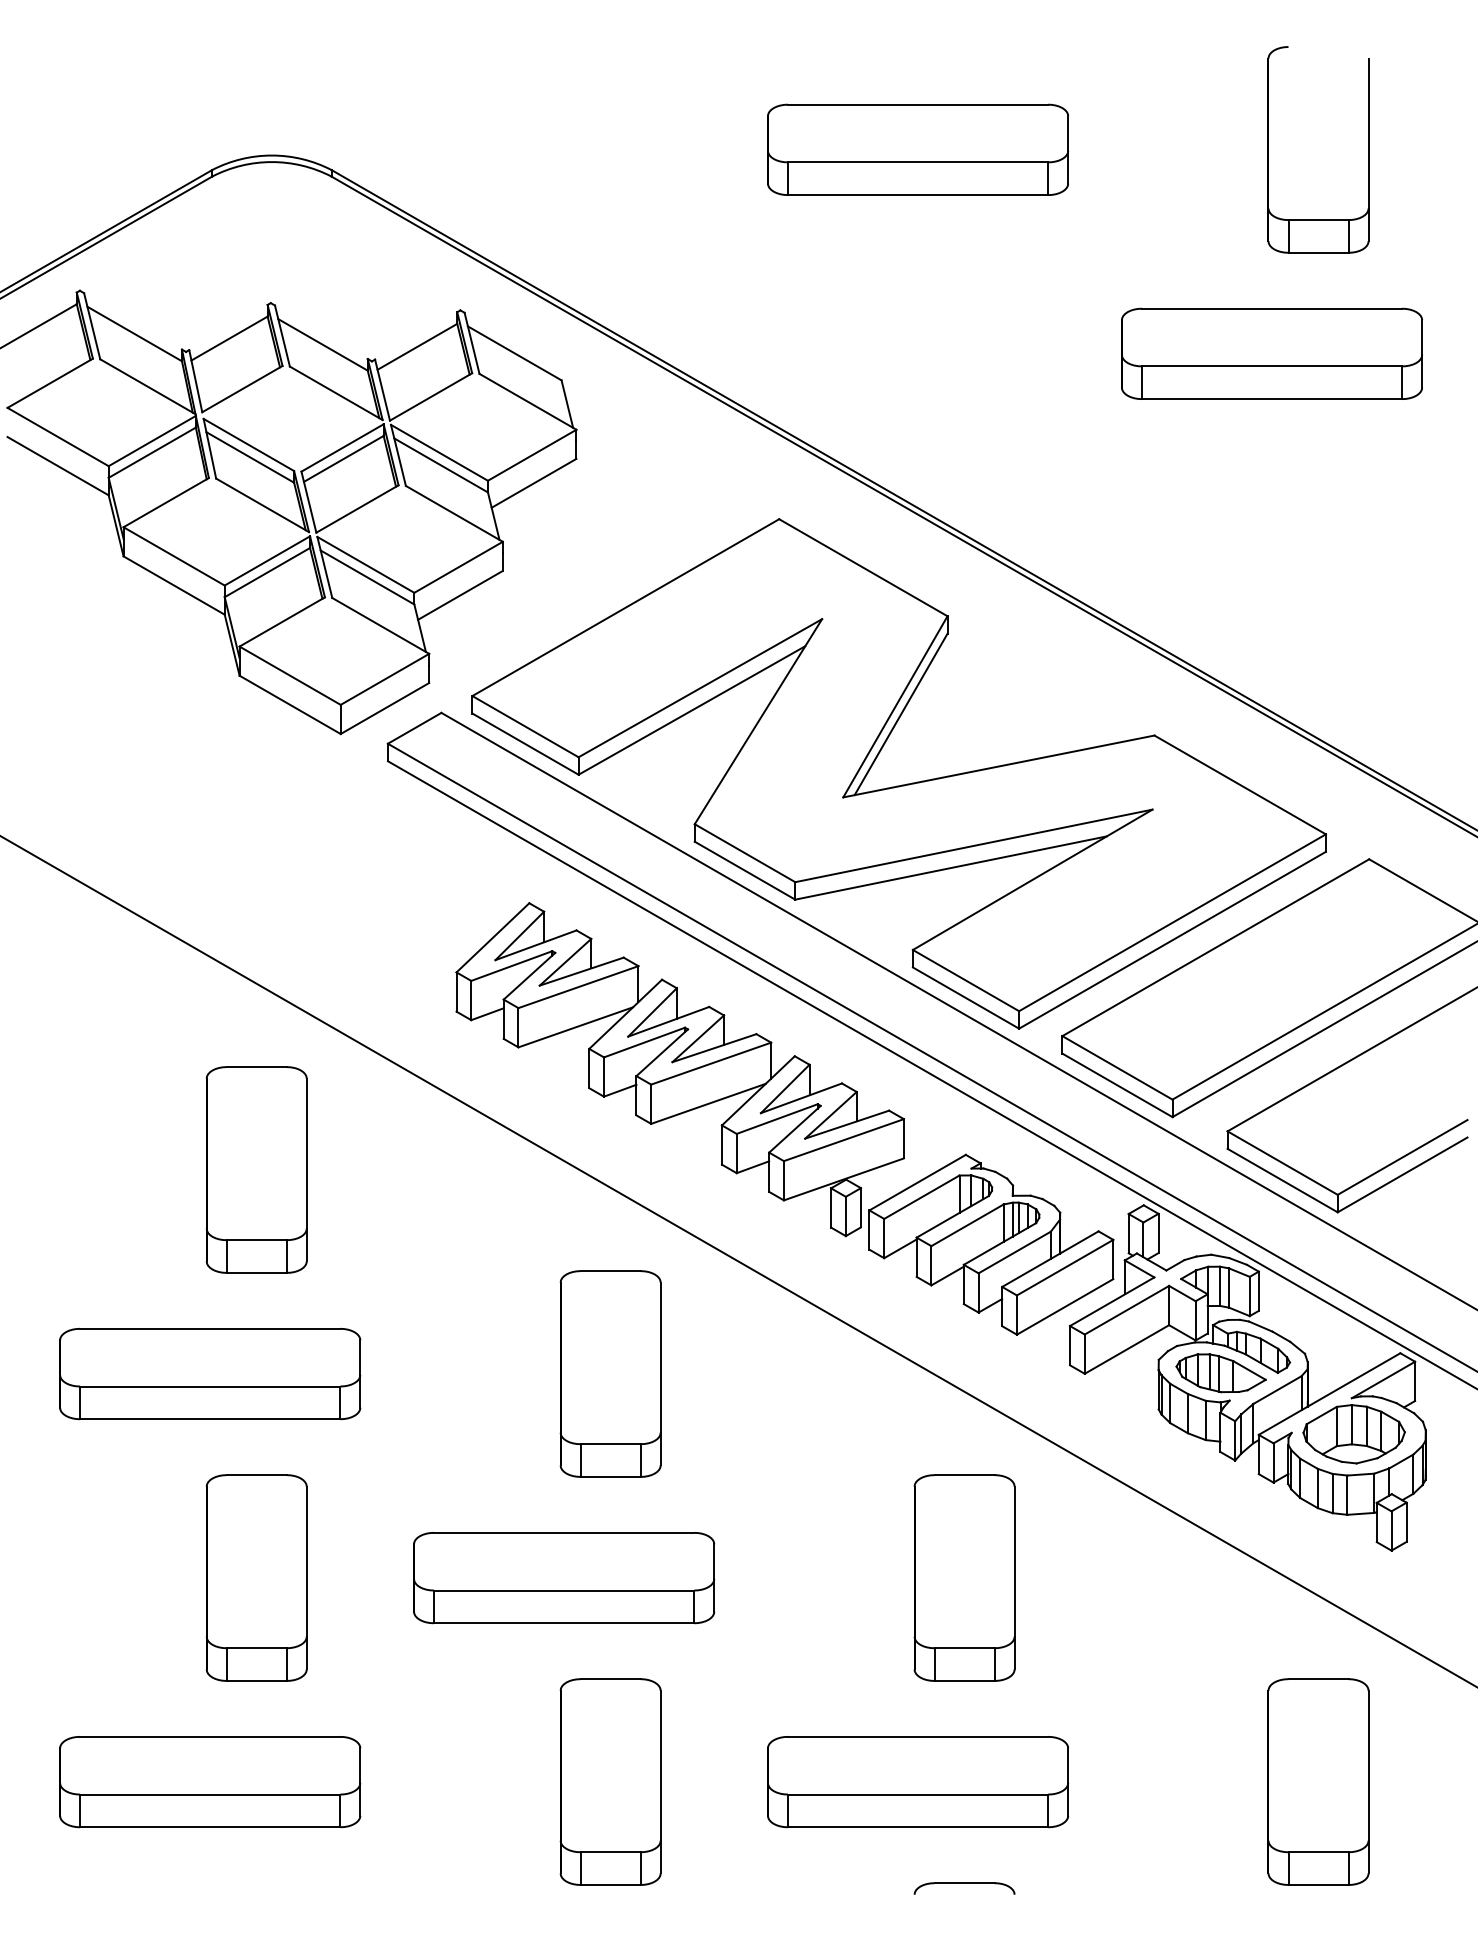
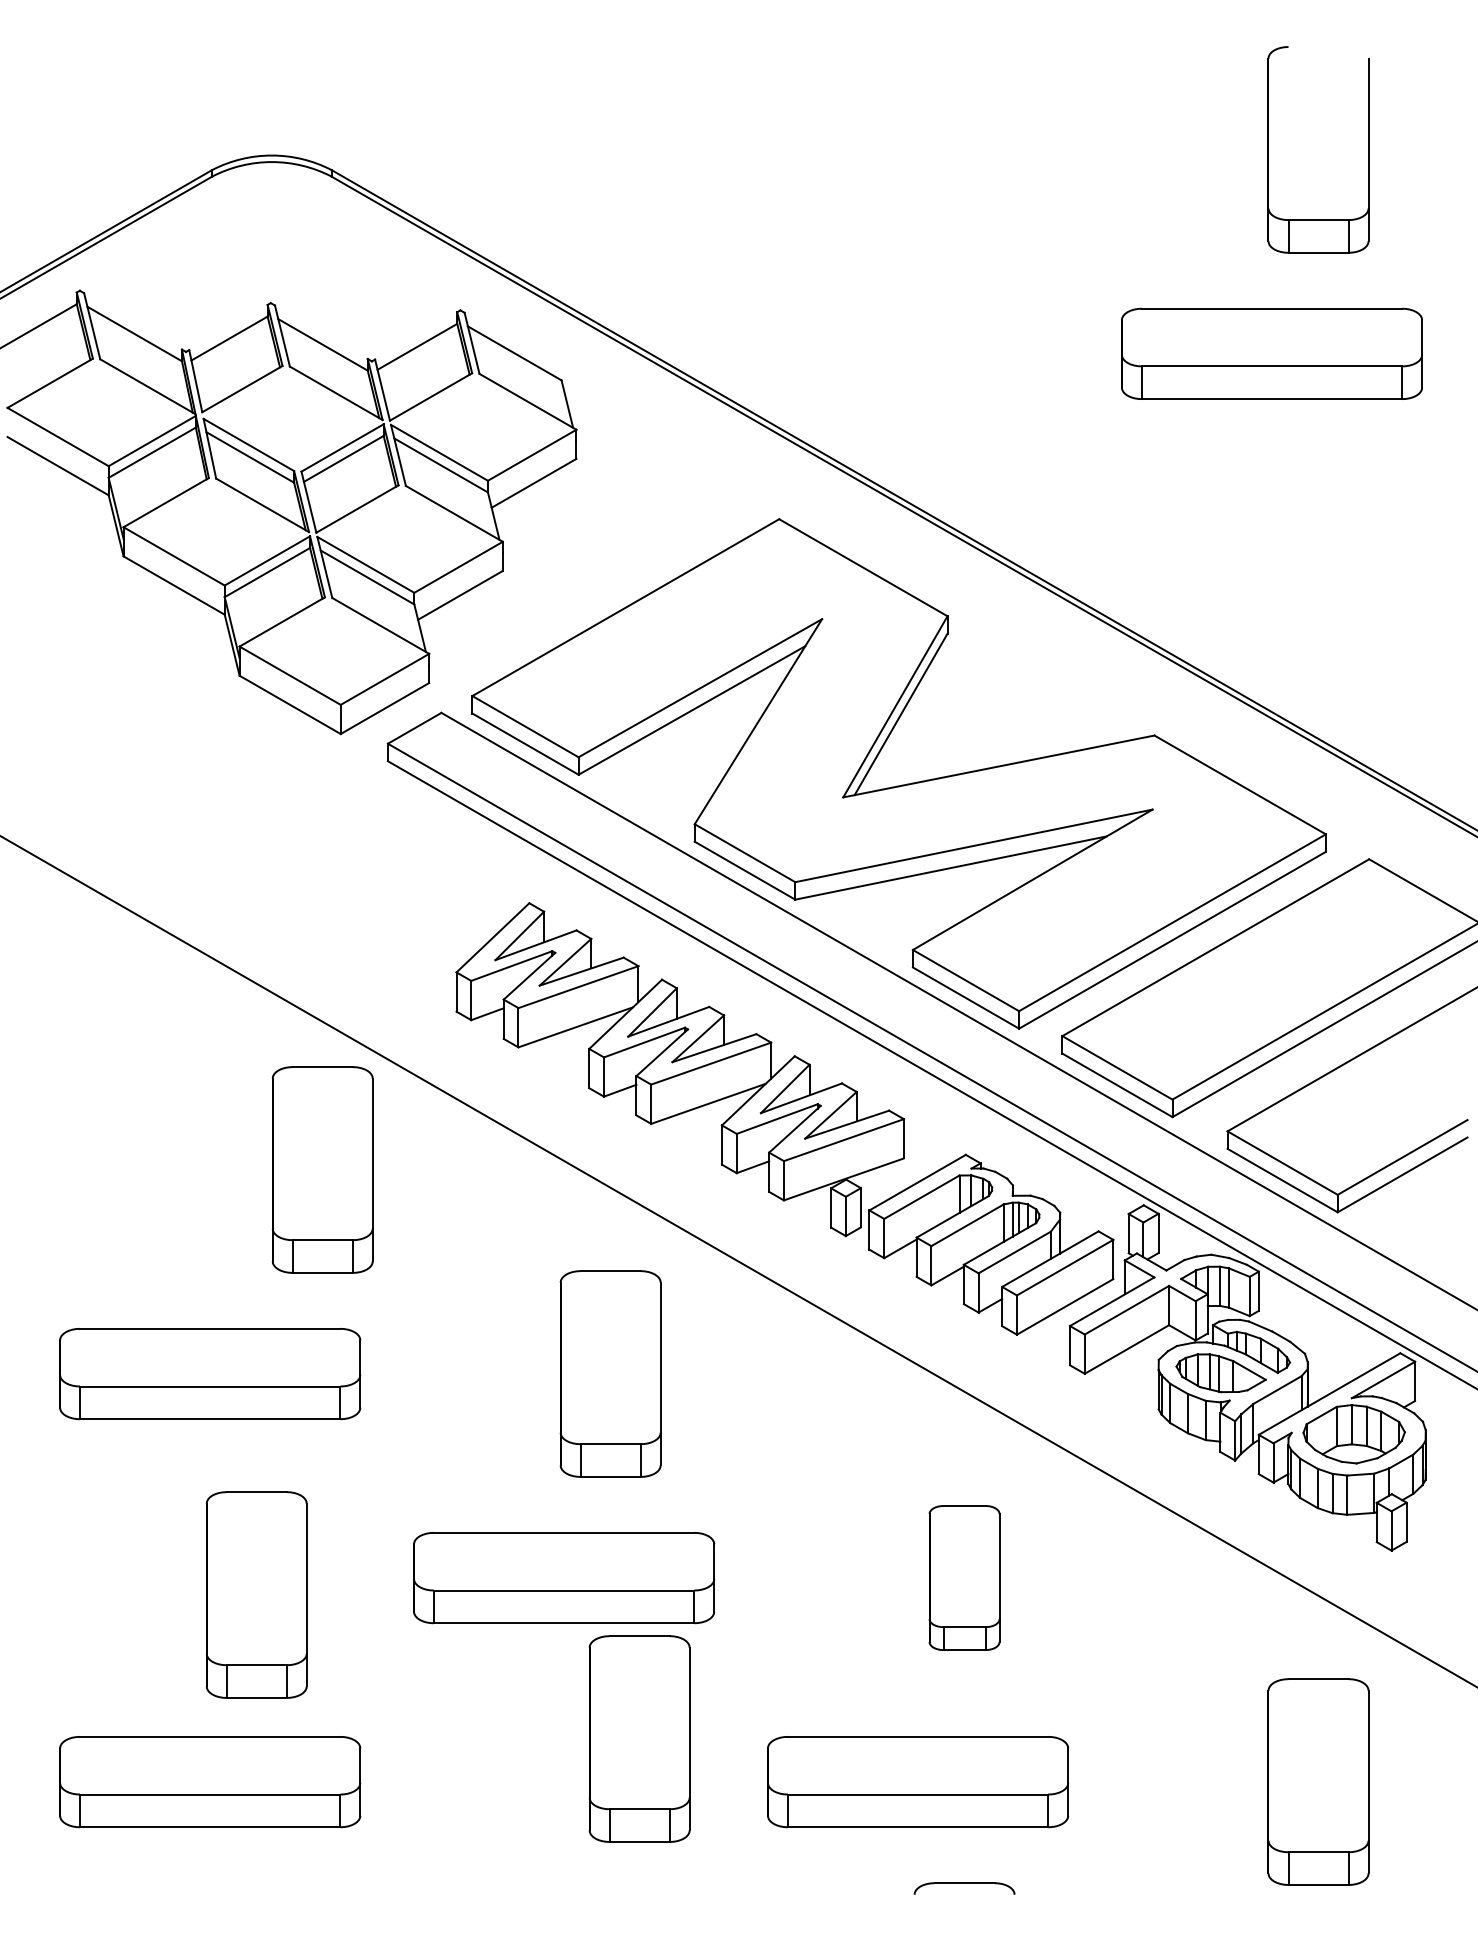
part: present -> none (918, 149)
part position: (256, 1169) -> (322, 1169) (322, 1169)
part position: (256, 1577) -> (256, 1594) (256, 1594)
part size: 103x208 px -> 73x146 px (964, 1577)
part position: (610, 1781) -> (639, 1738) (639, 1738)
